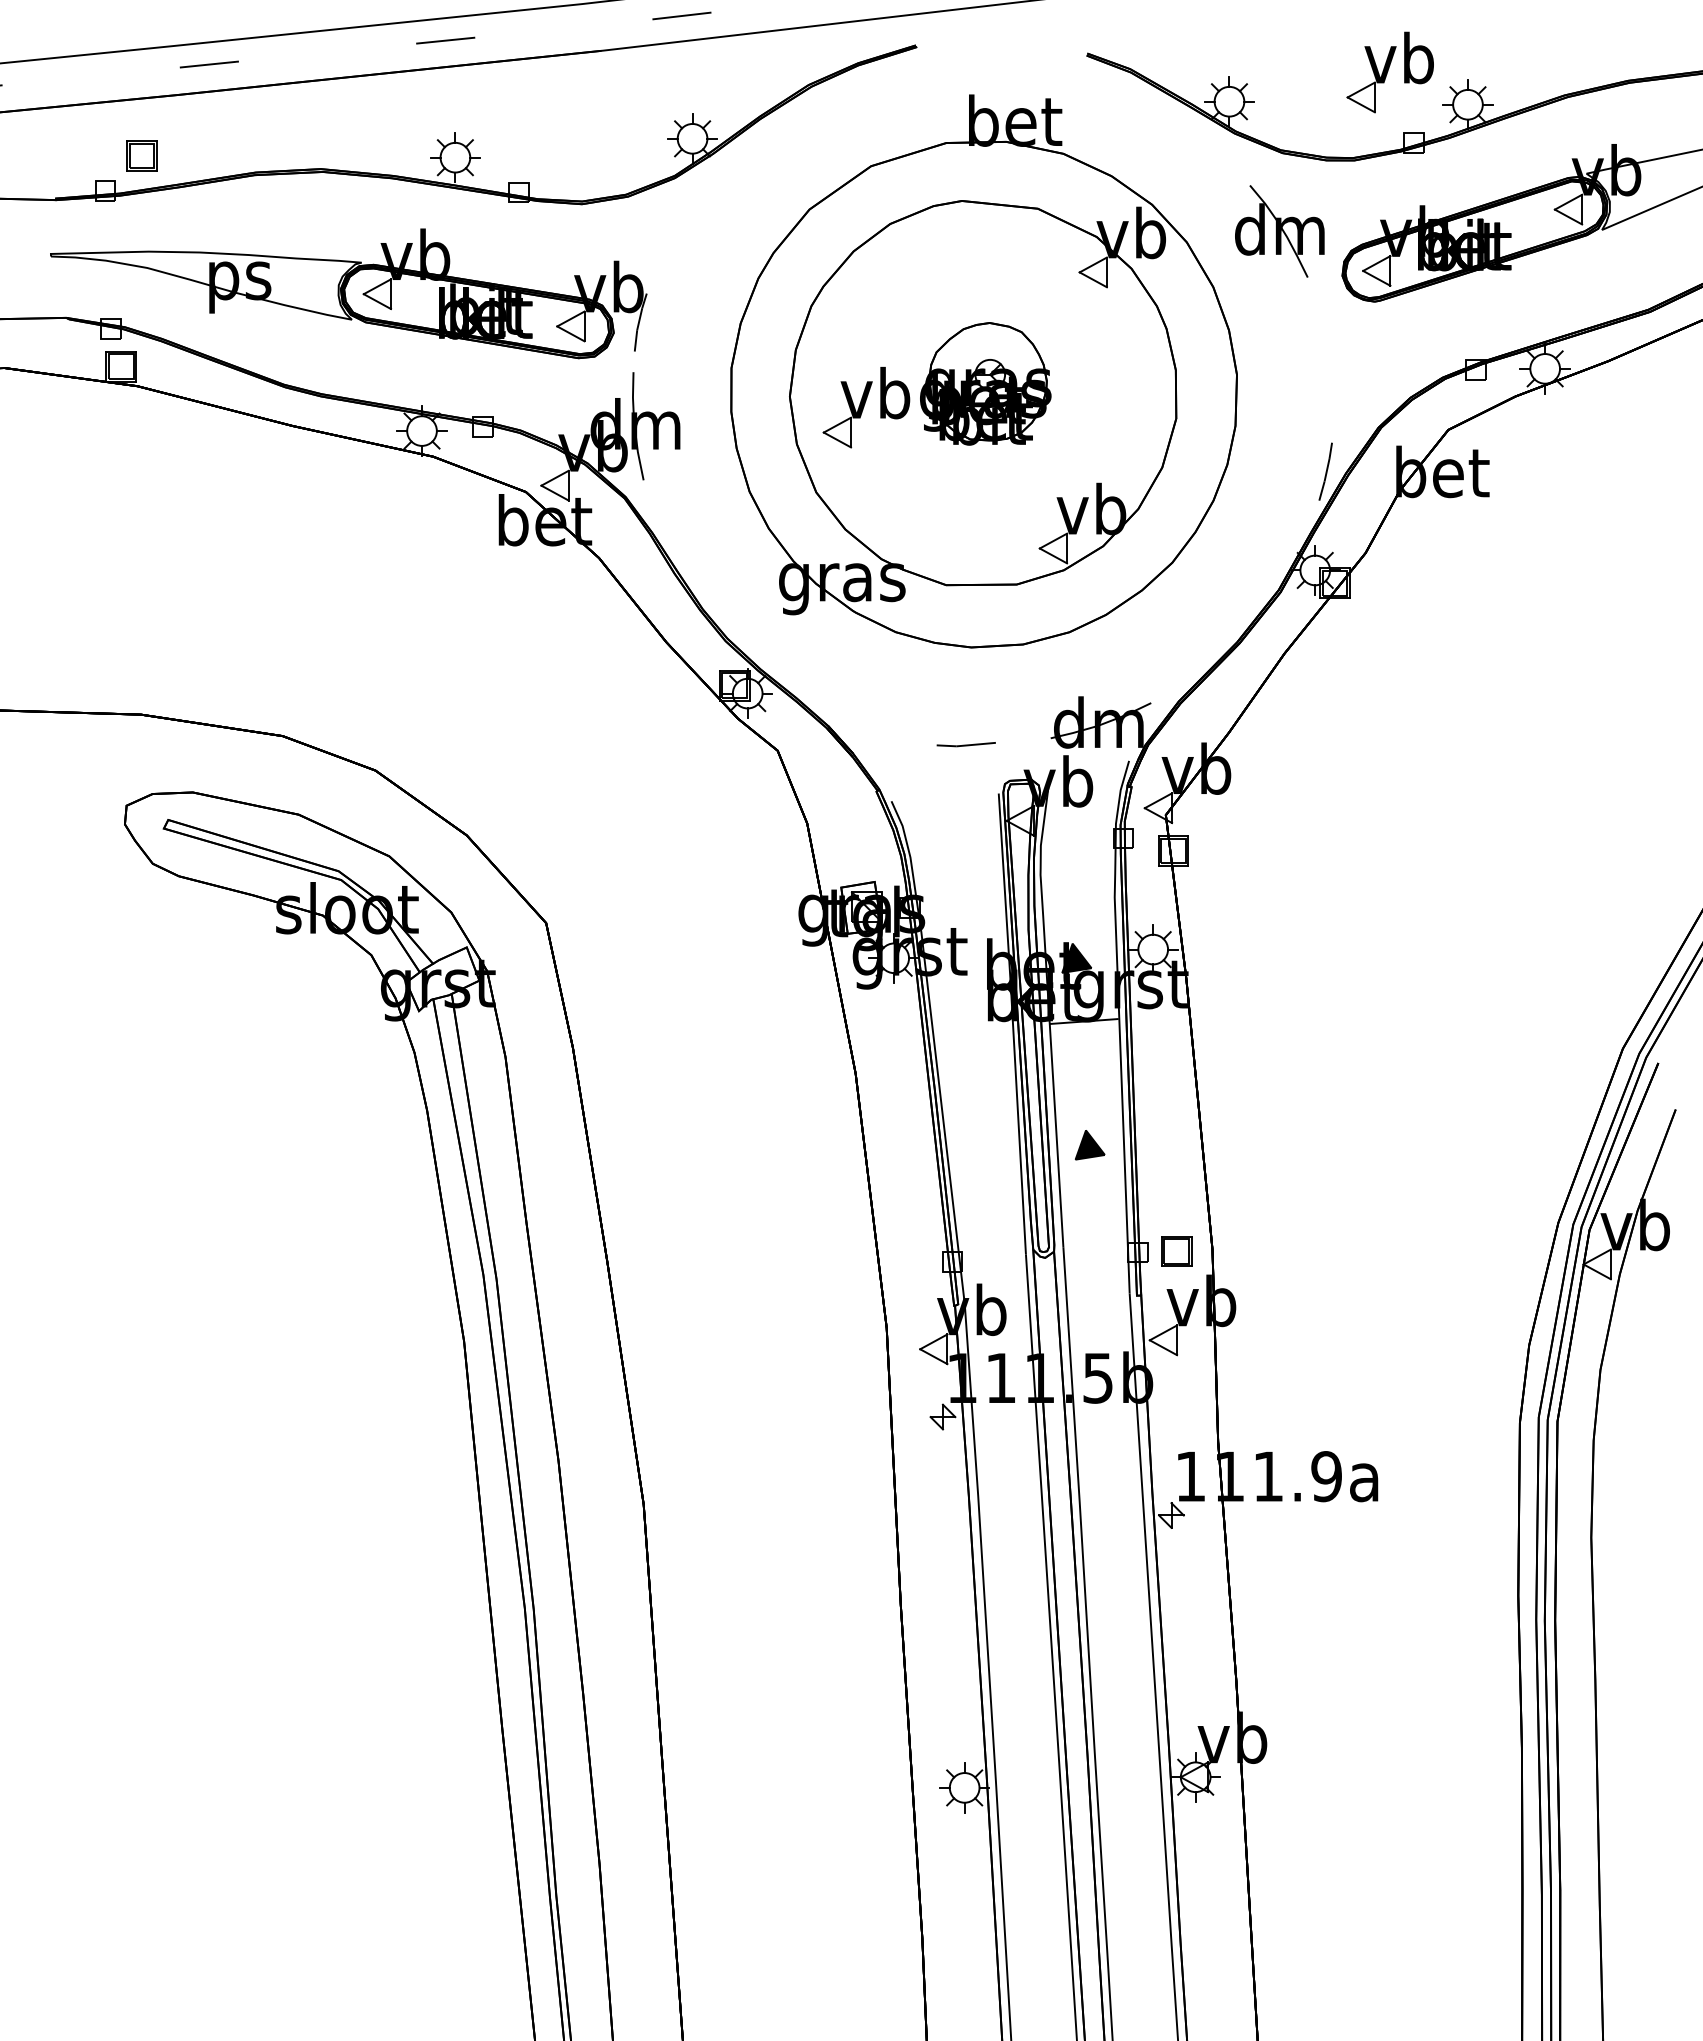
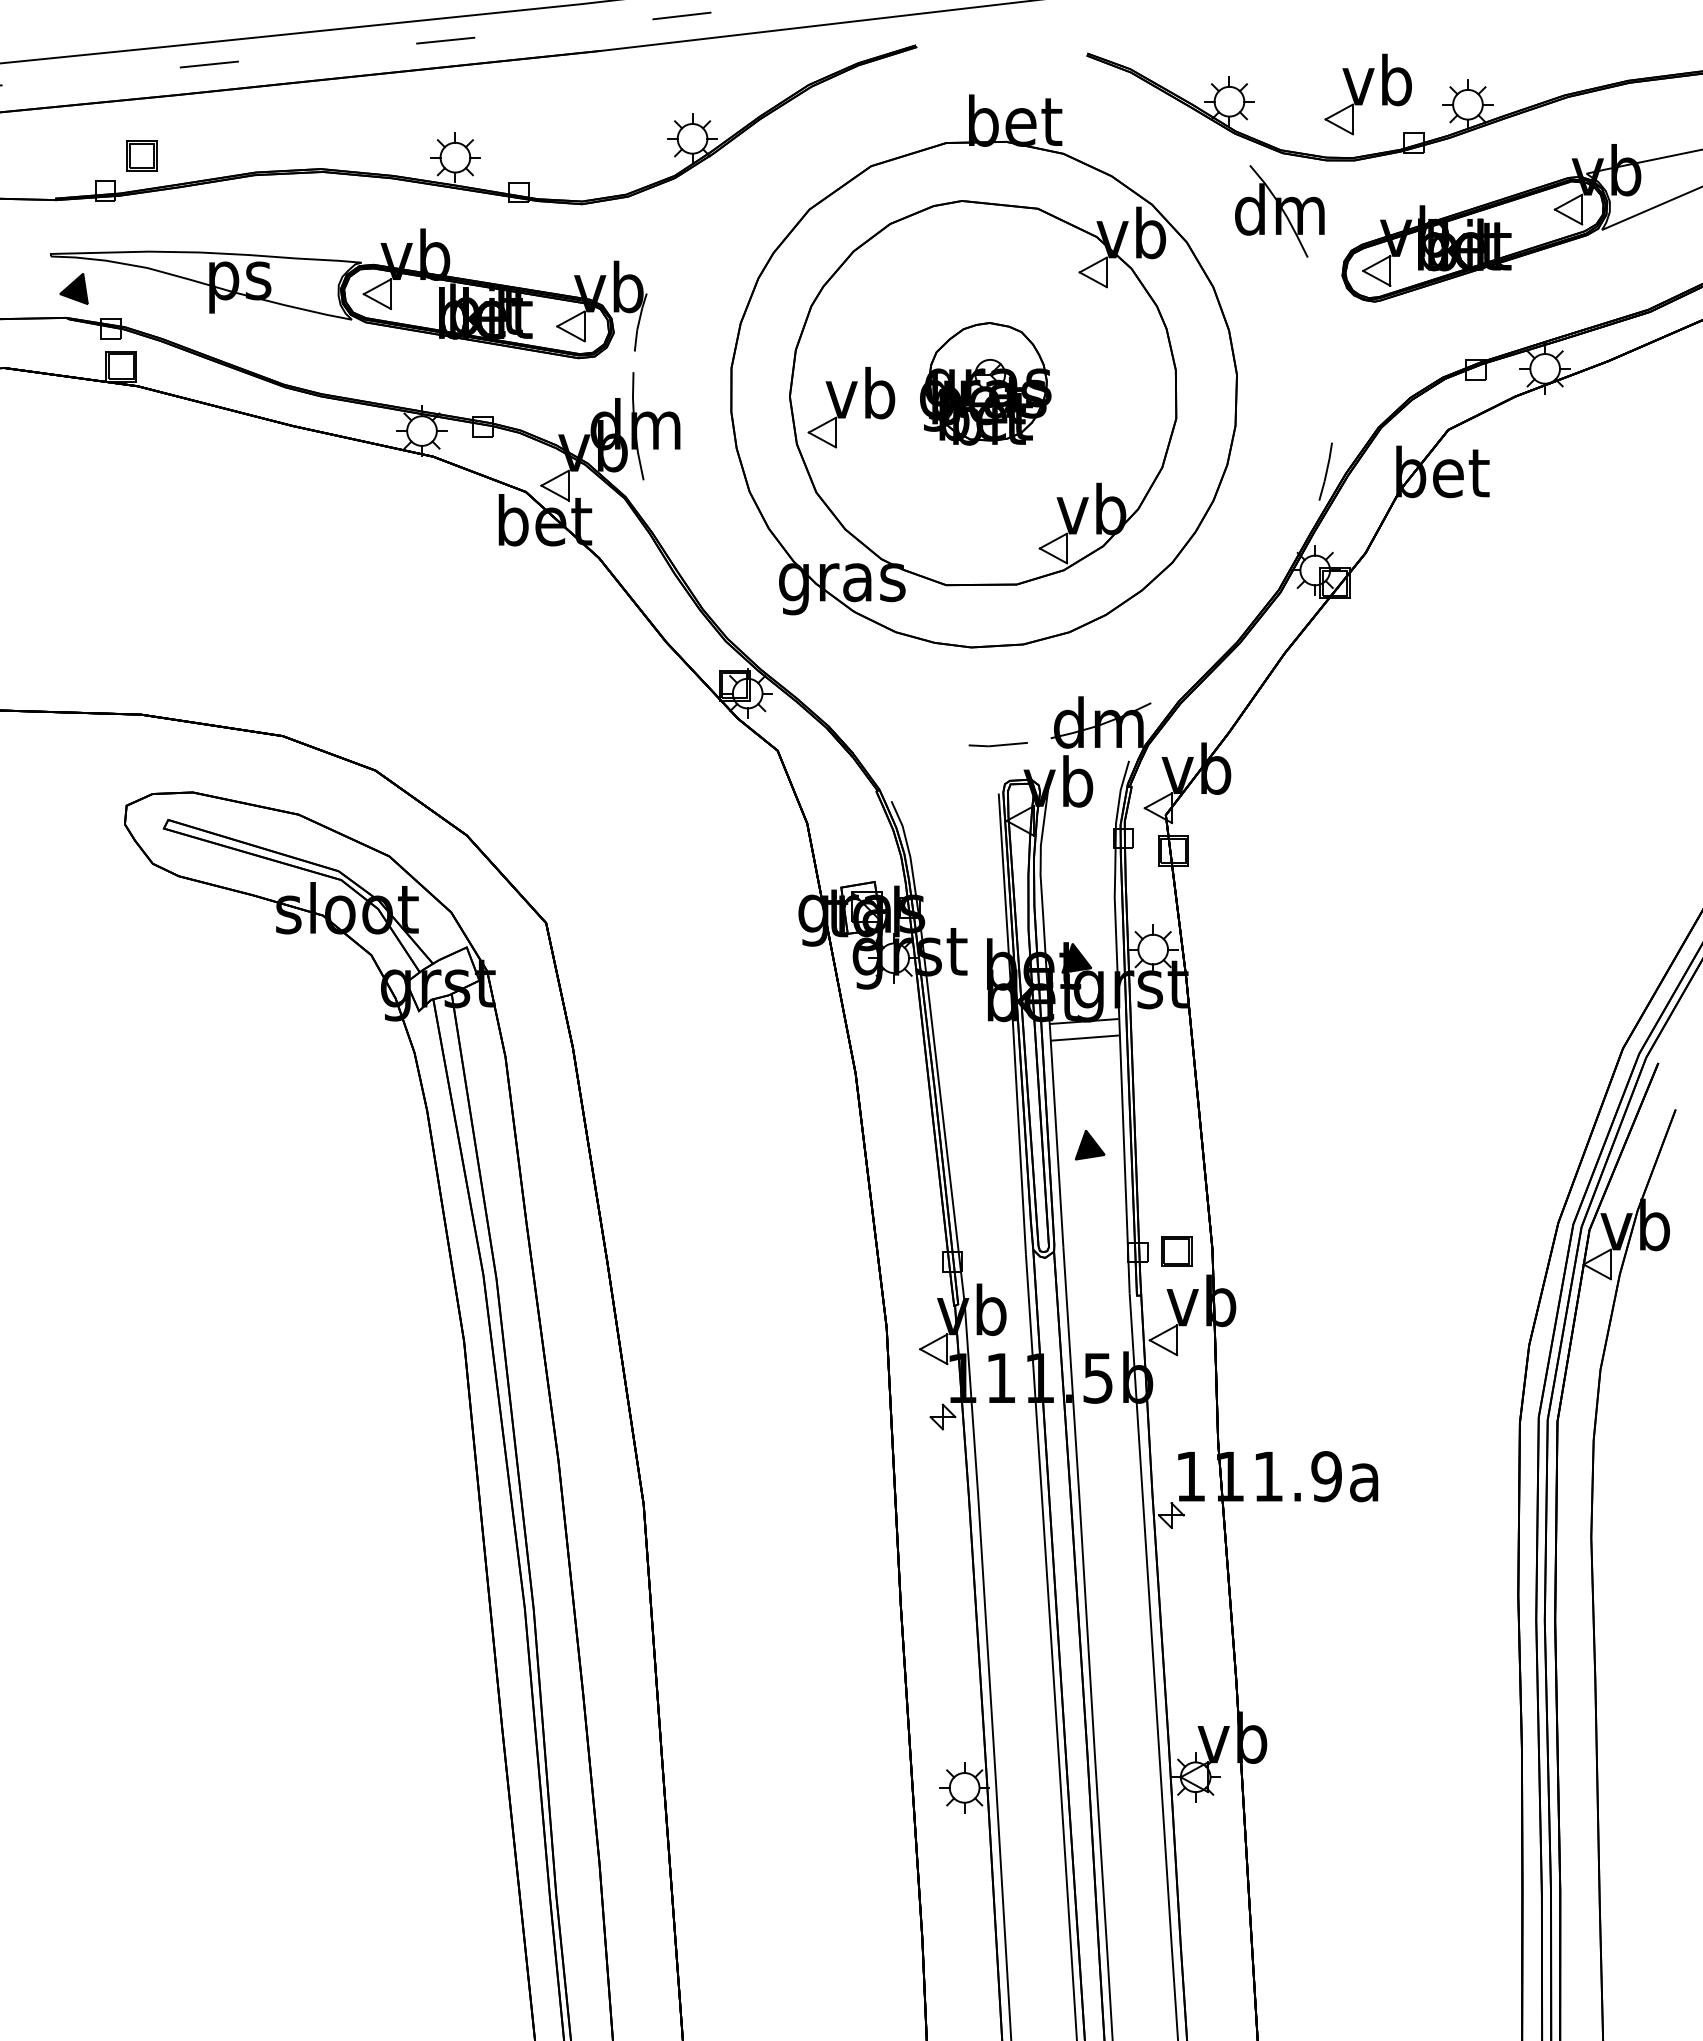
part position: (1389, 72) -> (1367, 94) (1367, 94)
part position: (1279, 231) -> (1279, 211) (1279, 211)
part: none -> present (73, 288)
part position: (866, 407) -> (851, 407) (851, 407)
curve position: (965, 744) -> (997, 744) (997, 744)
line: none -> present (1084, 1037)
